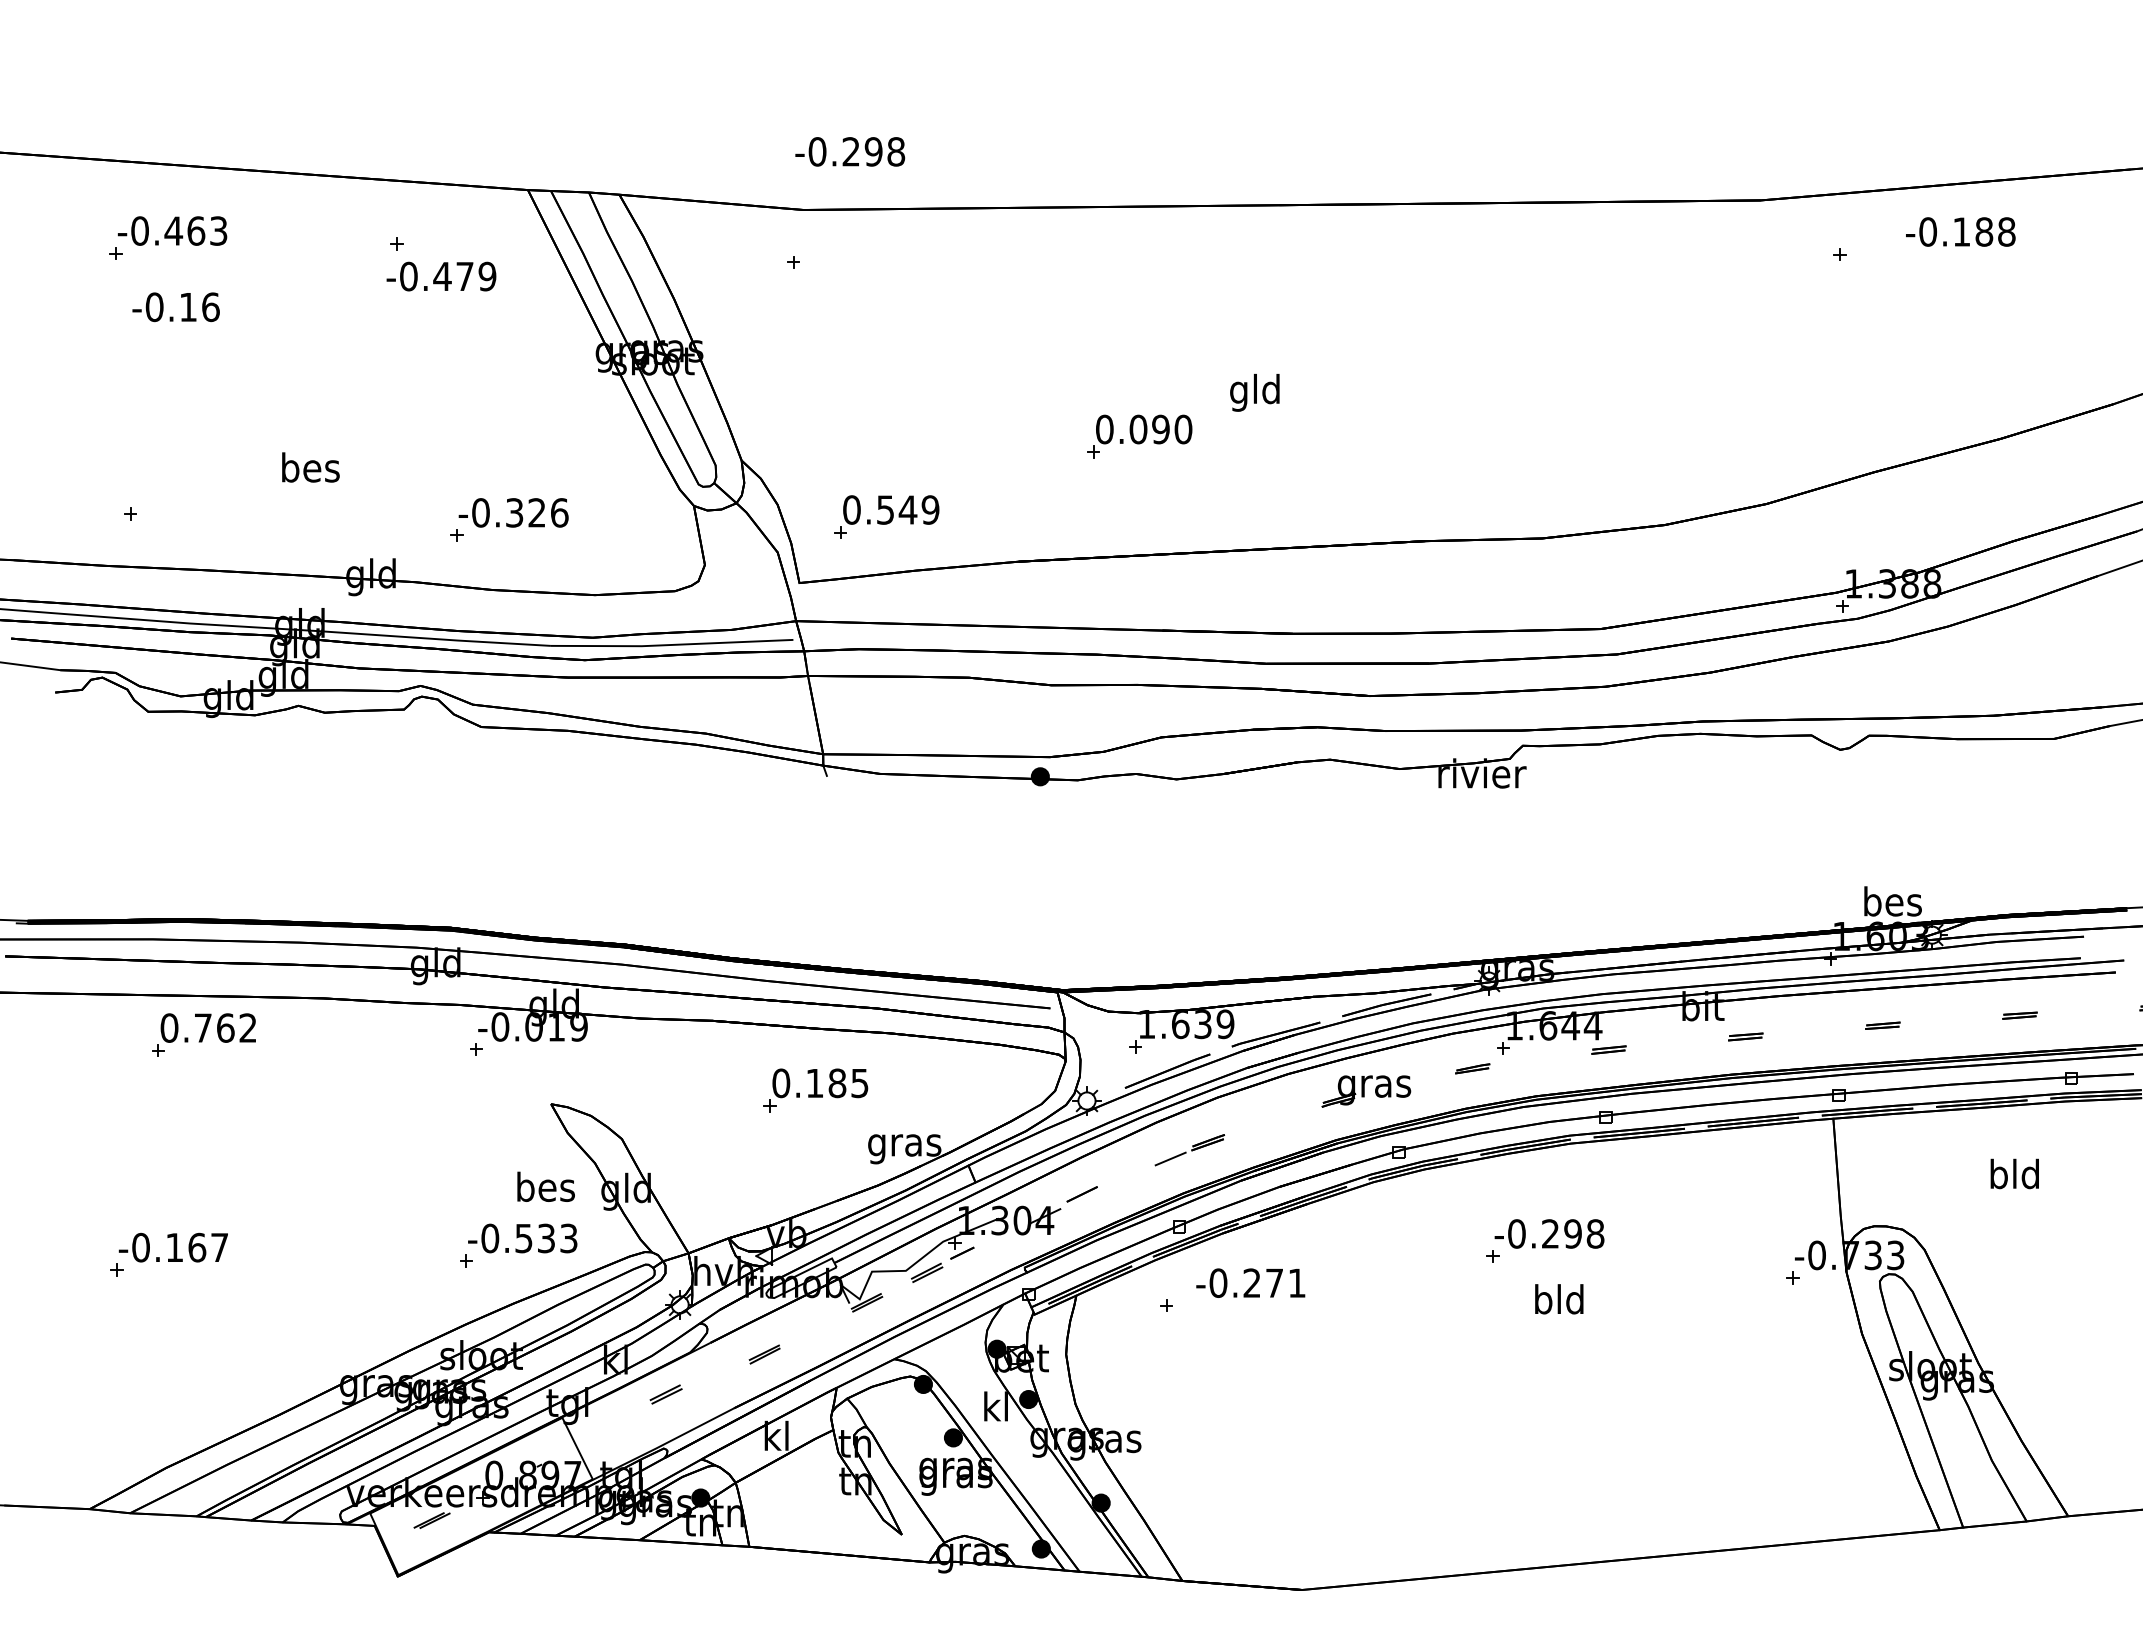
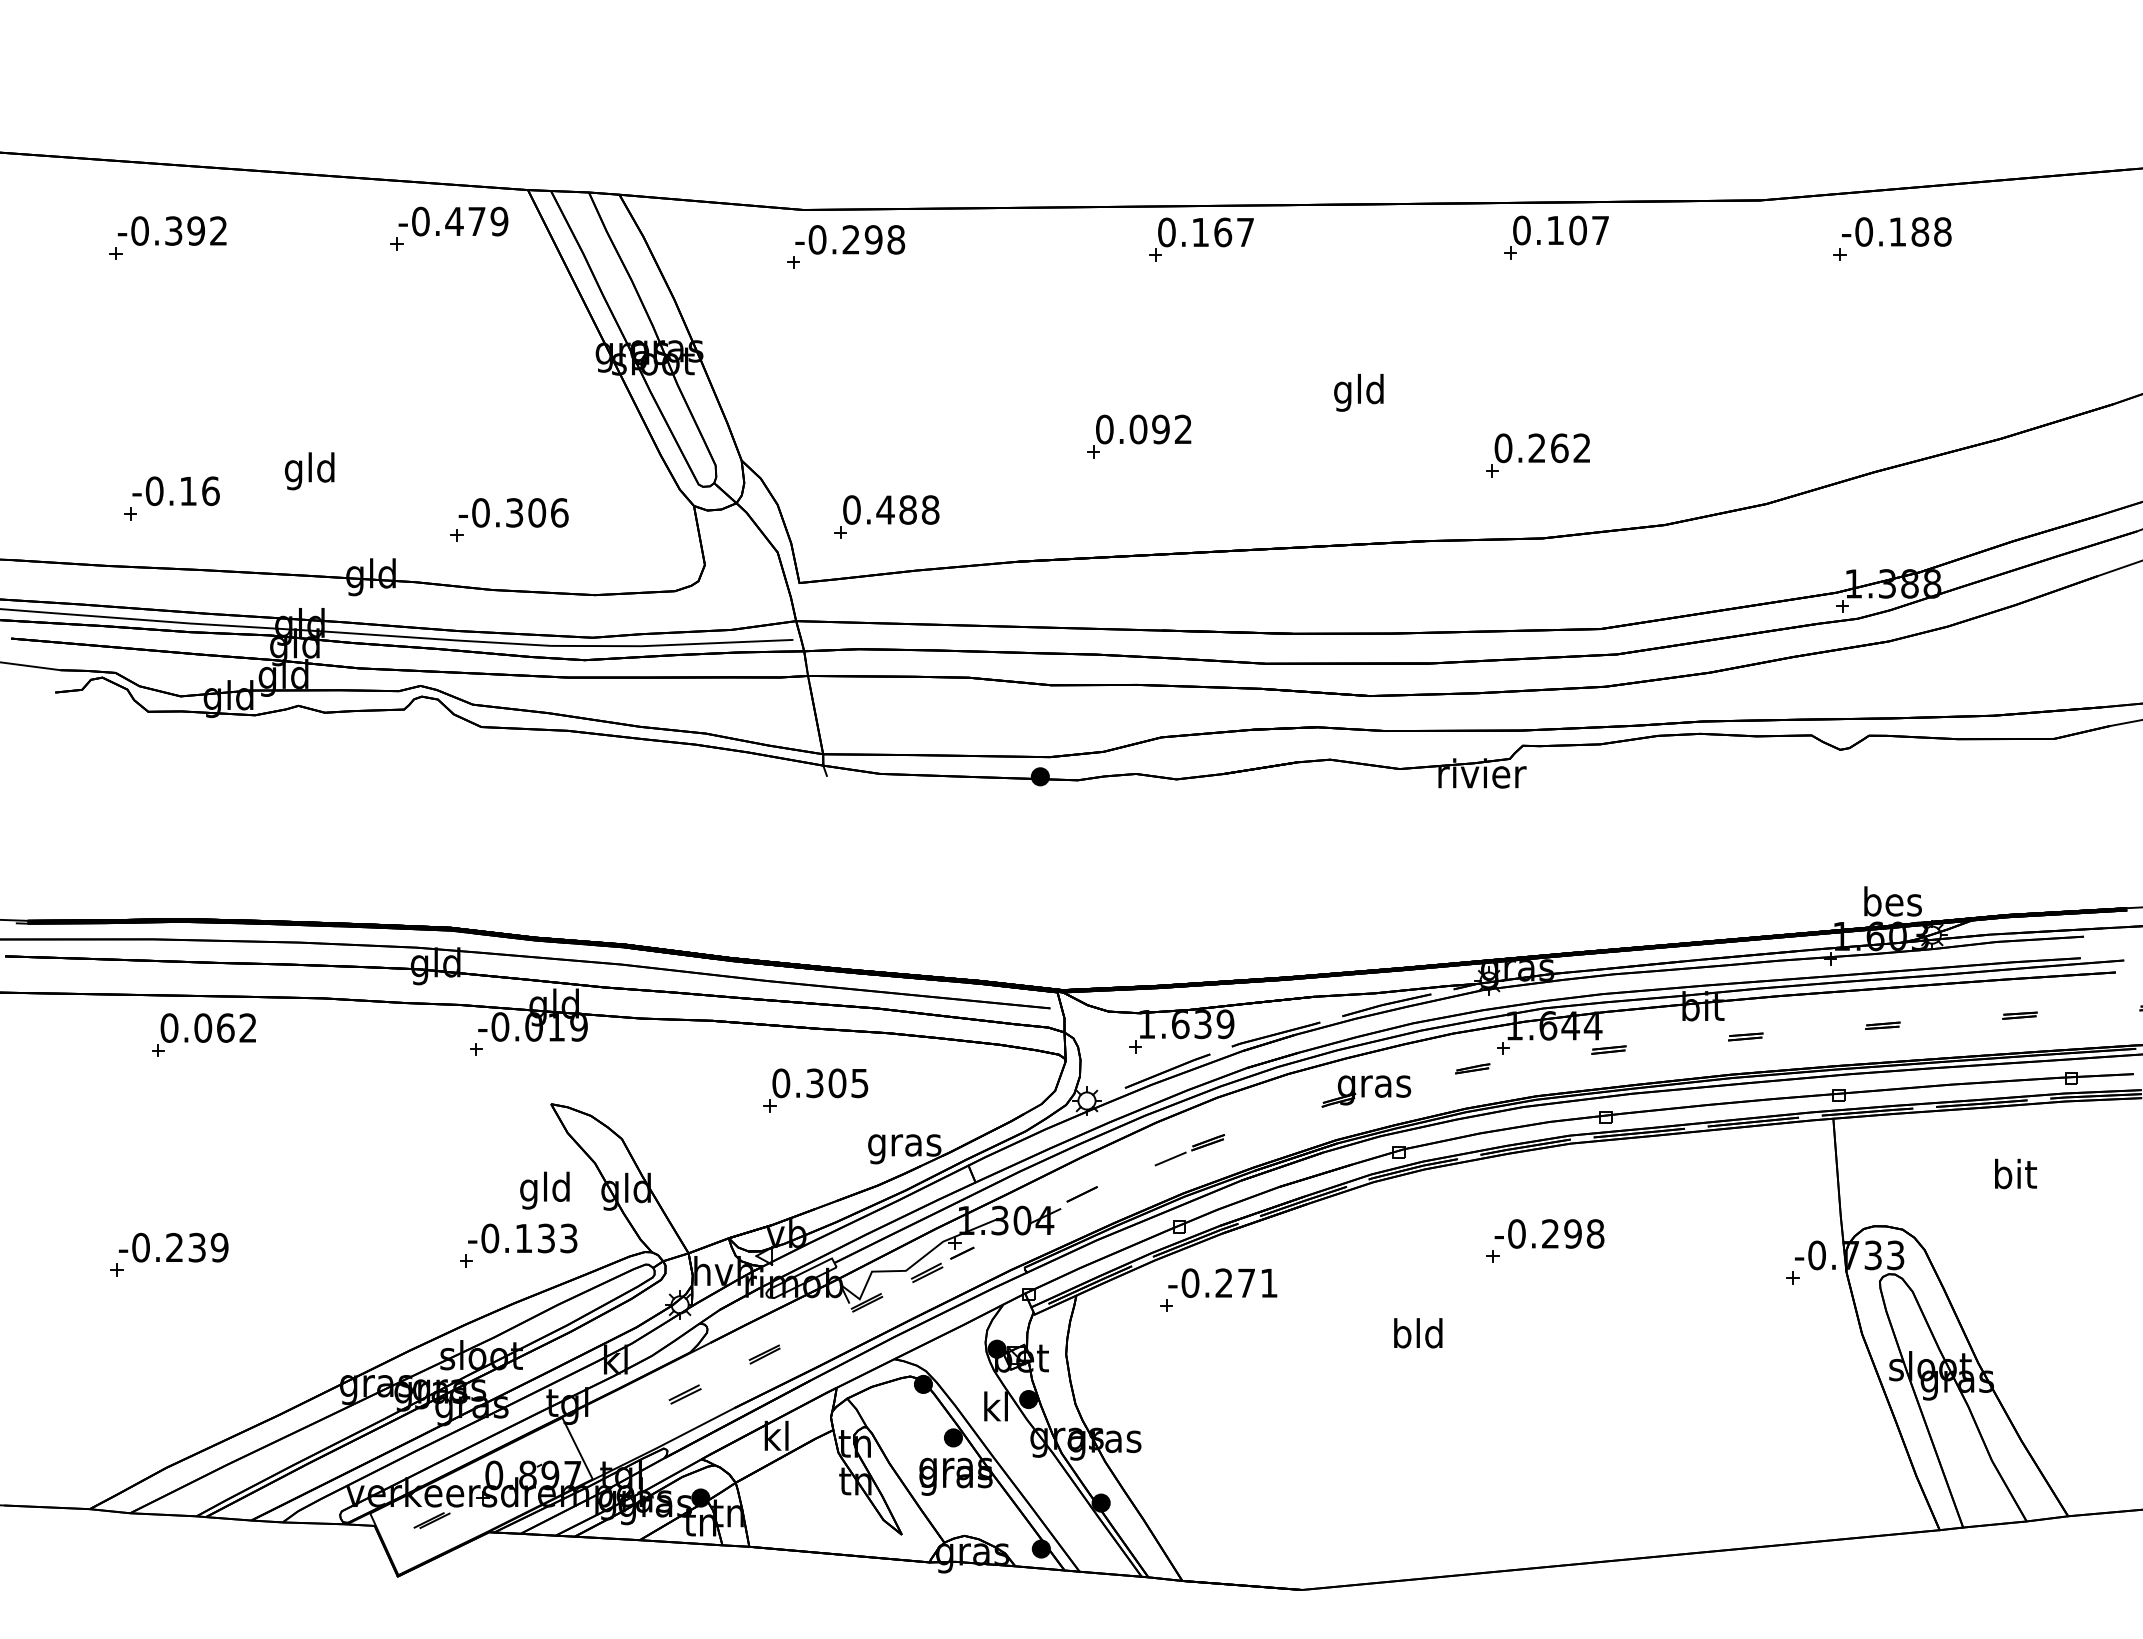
text position: (850, 151) -> (850, 239) (850, 239)
text: -0.463 -> -0.392 (195, 230)
text position: (1960, 231) -> (1896, 231) (1896, 231)
part: none -> present (1556, 237)
part: none -> present (1201, 239)
text position: (441, 276) -> (453, 221) (453, 221)
text position: (175, 307) -> (175, 491) (175, 491)
text position: (1254, 392) -> (1358, 392) (1358, 392)
text: 0.090 -> 0.092 (1183, 429)
part: none -> present (1537, 455)
text: bes -> gld (310, 471)
text: 0.549 -> 0.488 (907, 509)
text: -0.326 -> -0.306 (537, 512)
text: 0.762 -> 0.062 (203, 1027)
text: 0.185 -> 0.305 (826, 1083)
text: bld -> bit (2014, 1173)
text: bes -> gld (545, 1190)
text: -0.533 -> -0.133 (523, 1238)
text: -0.167 -> -0.239 (197, 1247)
text position: (1250, 1282) -> (1222, 1282) (1222, 1282)
text position: (1559, 1299) -> (1418, 1333) (1418, 1333)
part position: (665, 1394) -> (684, 1394) (684, 1394)
